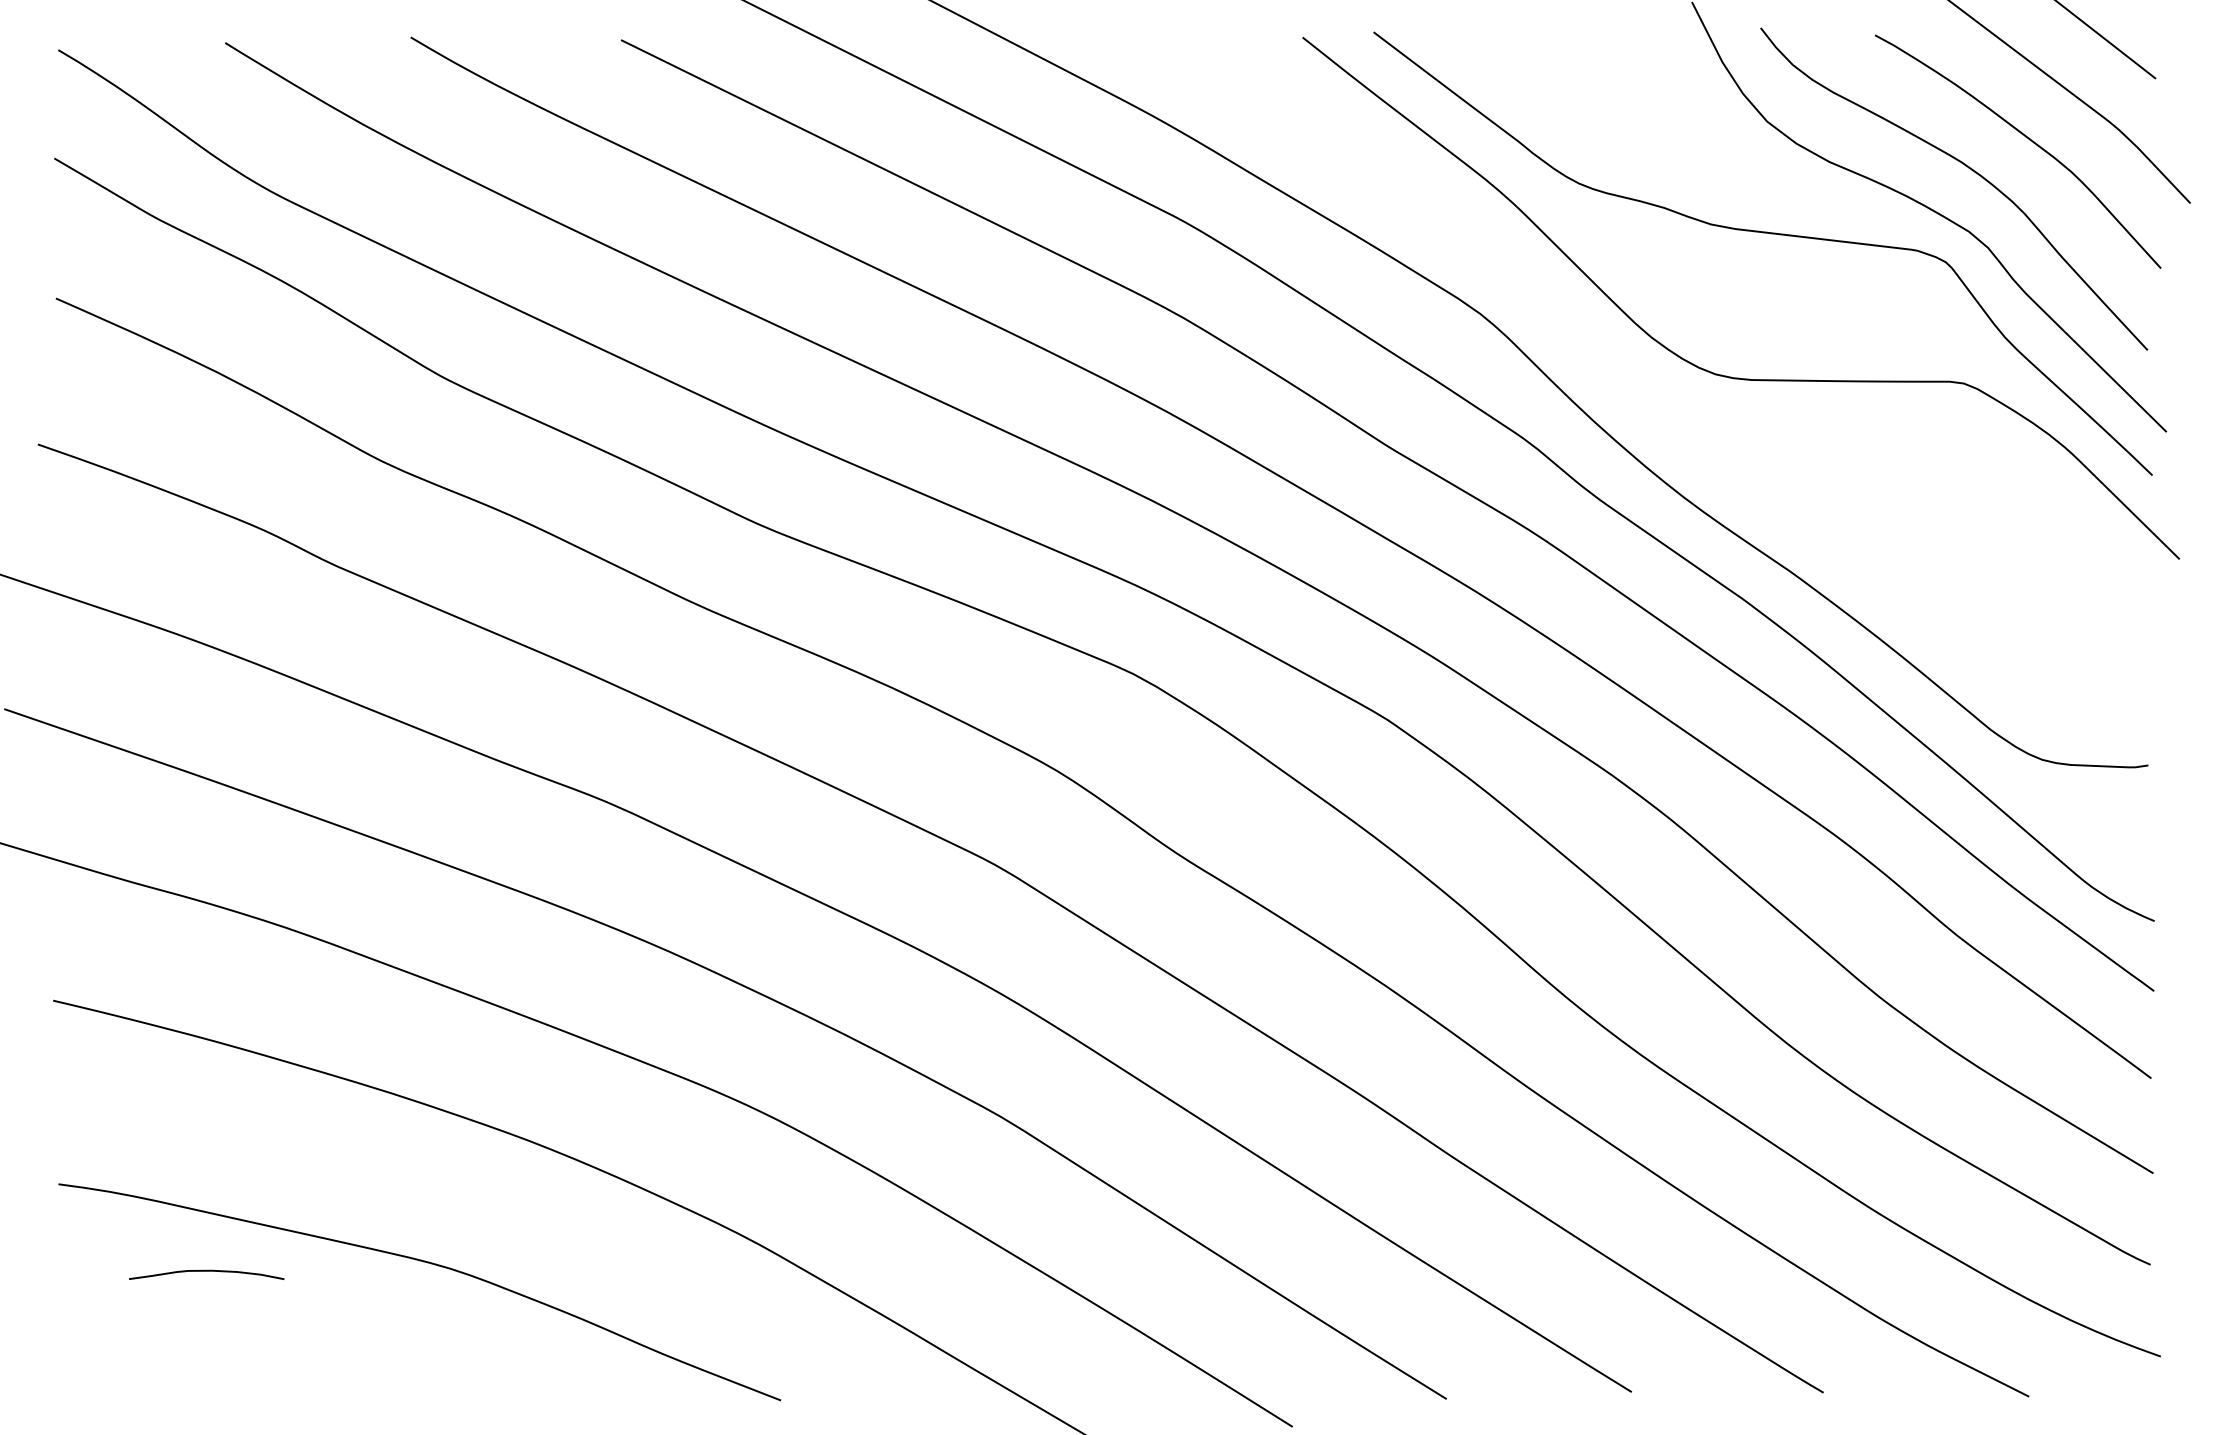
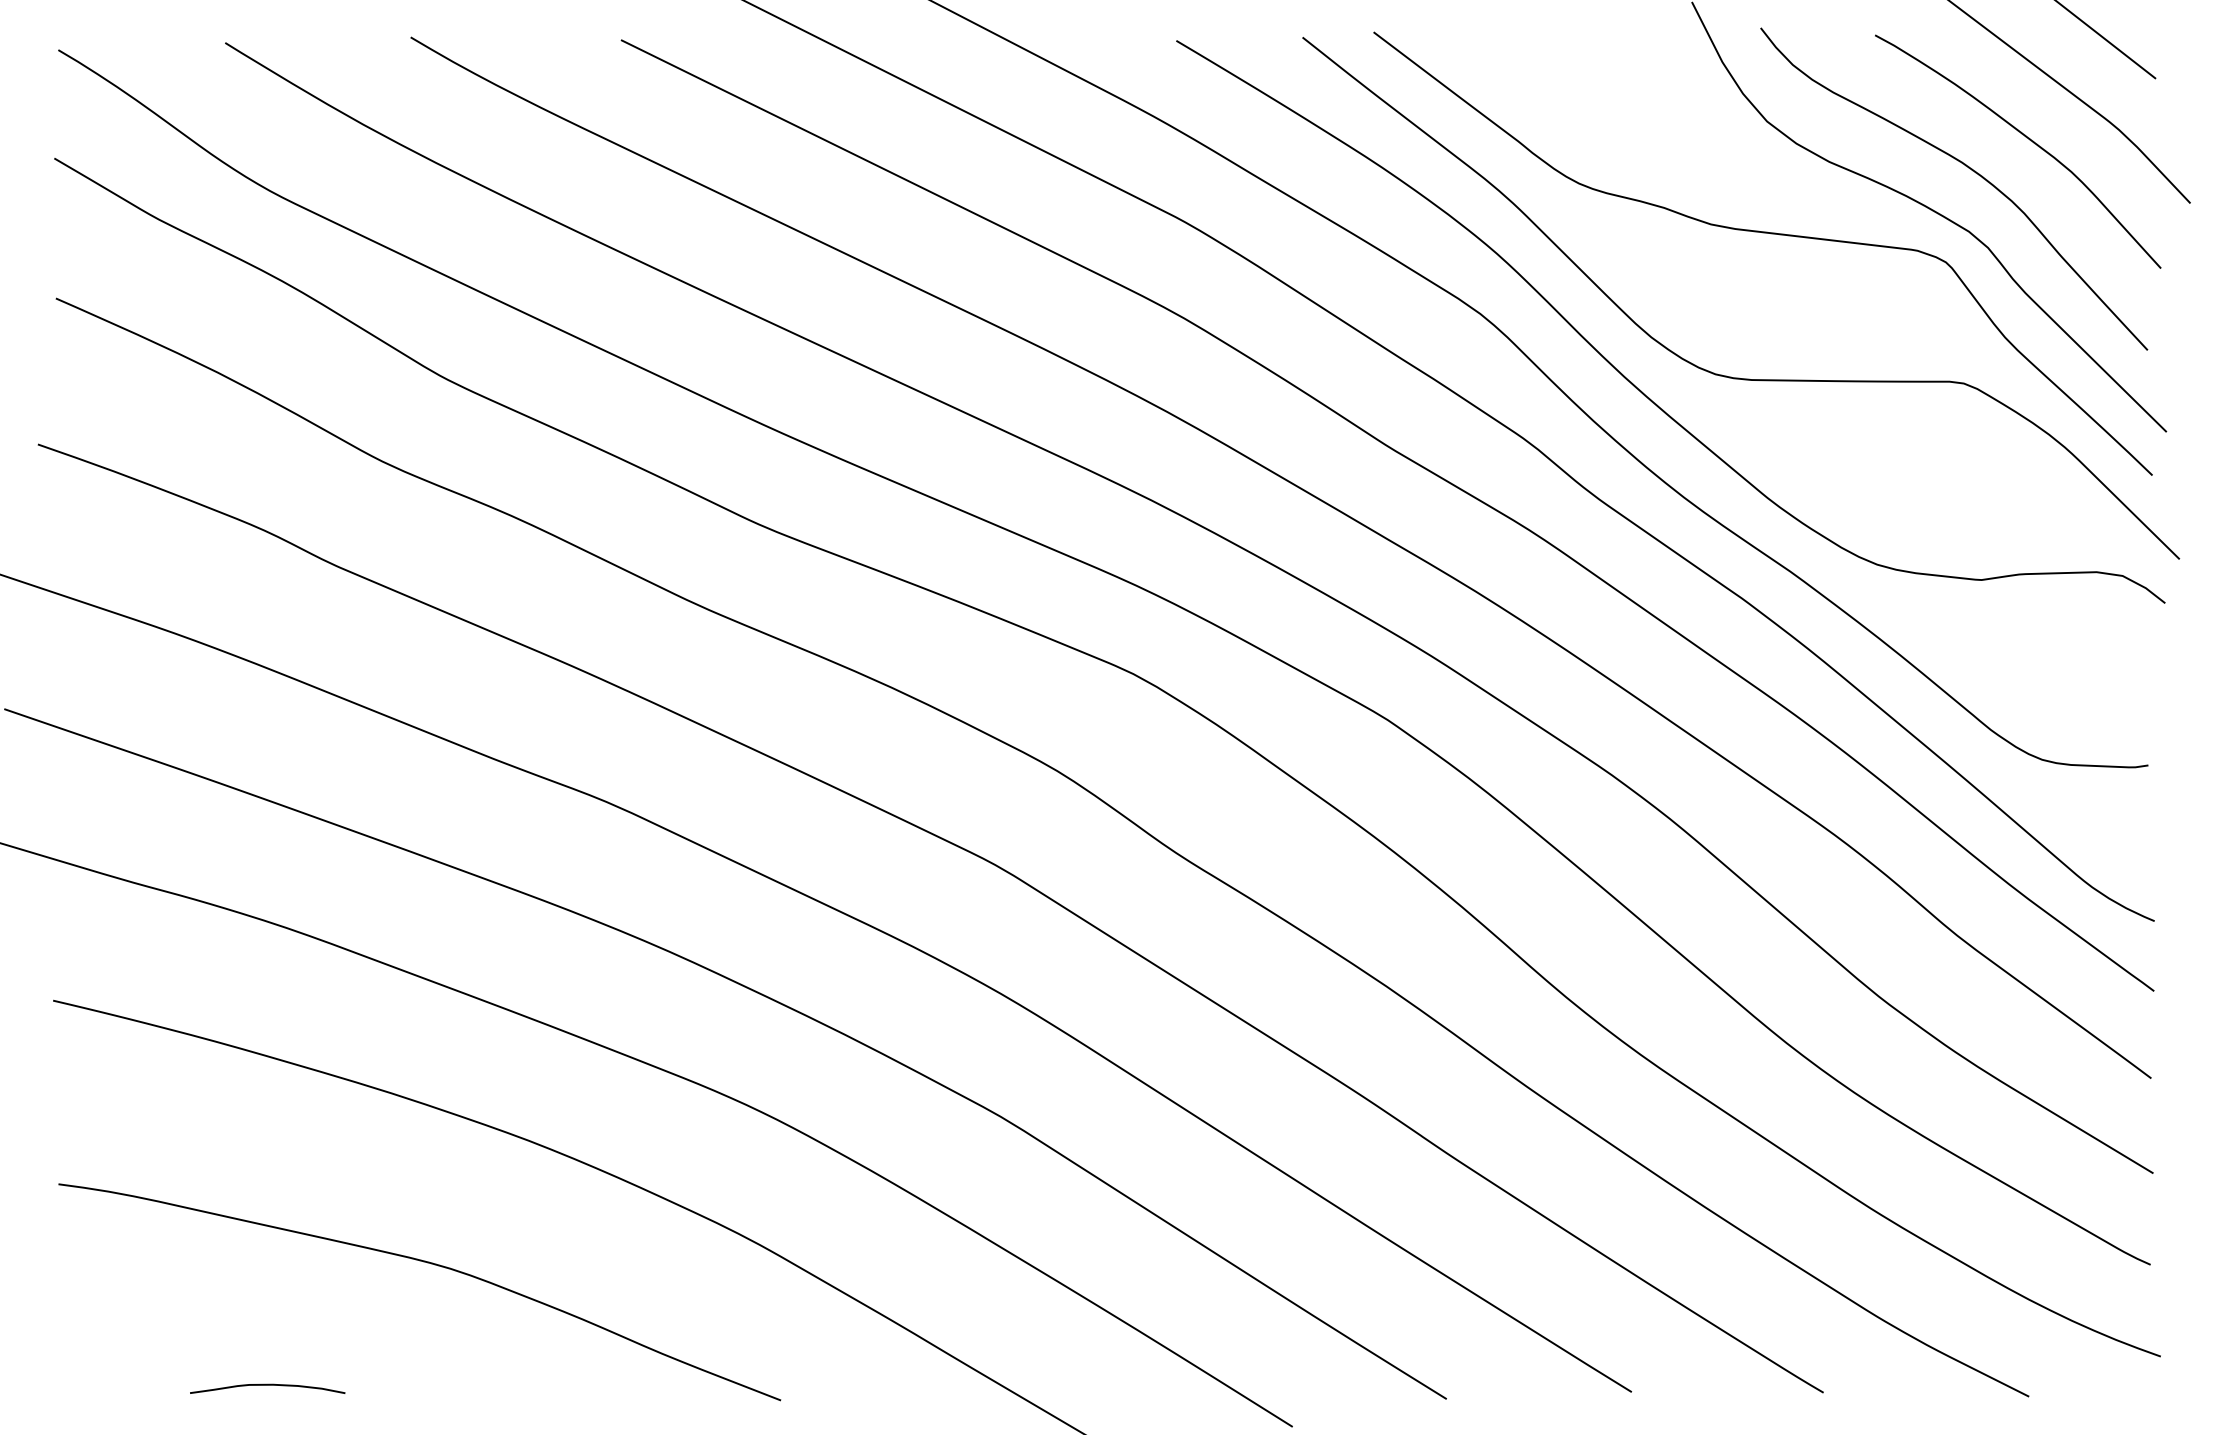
curve: none -> present (1620, 371)
curve position: (206, 1271) -> (267, 1385) (267, 1385)
